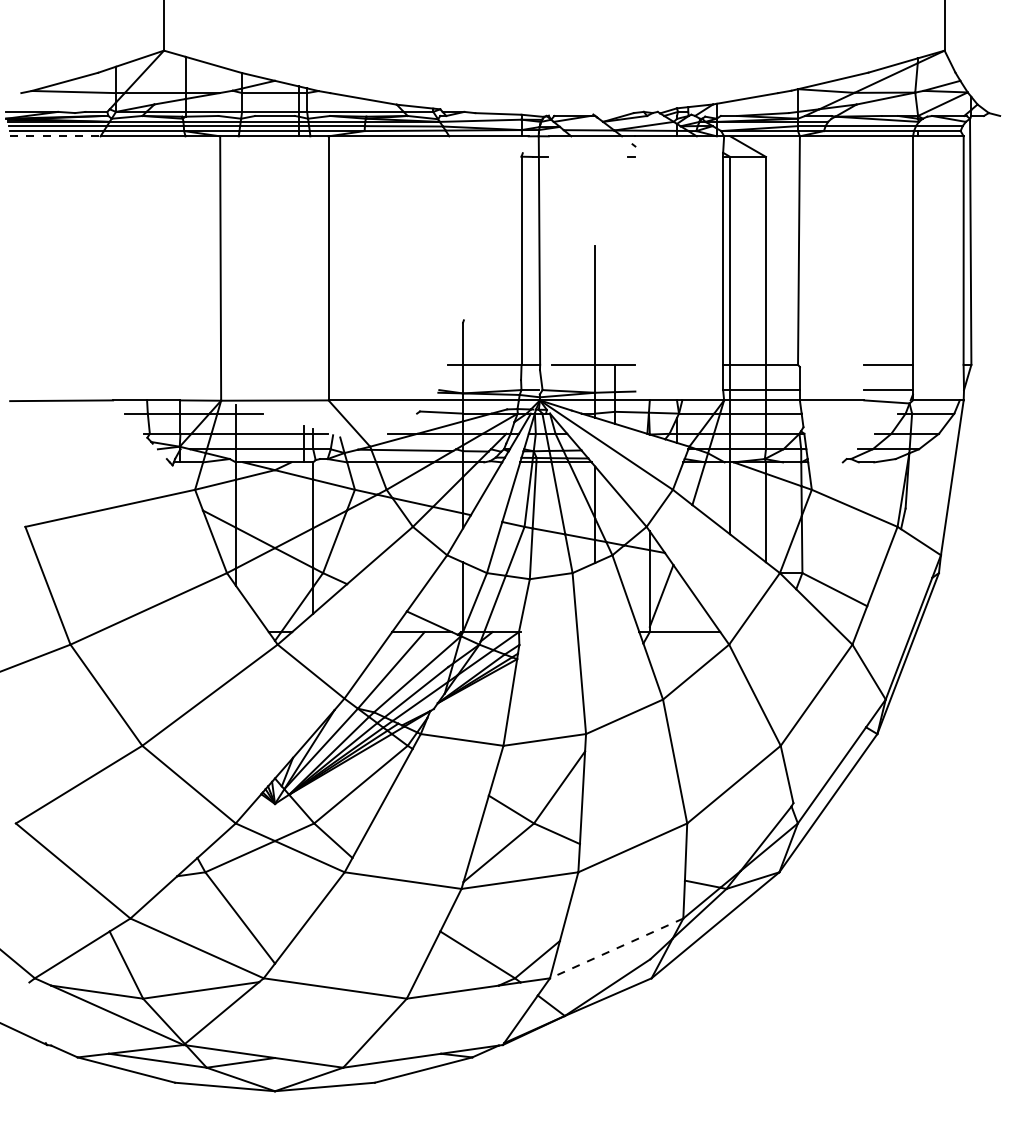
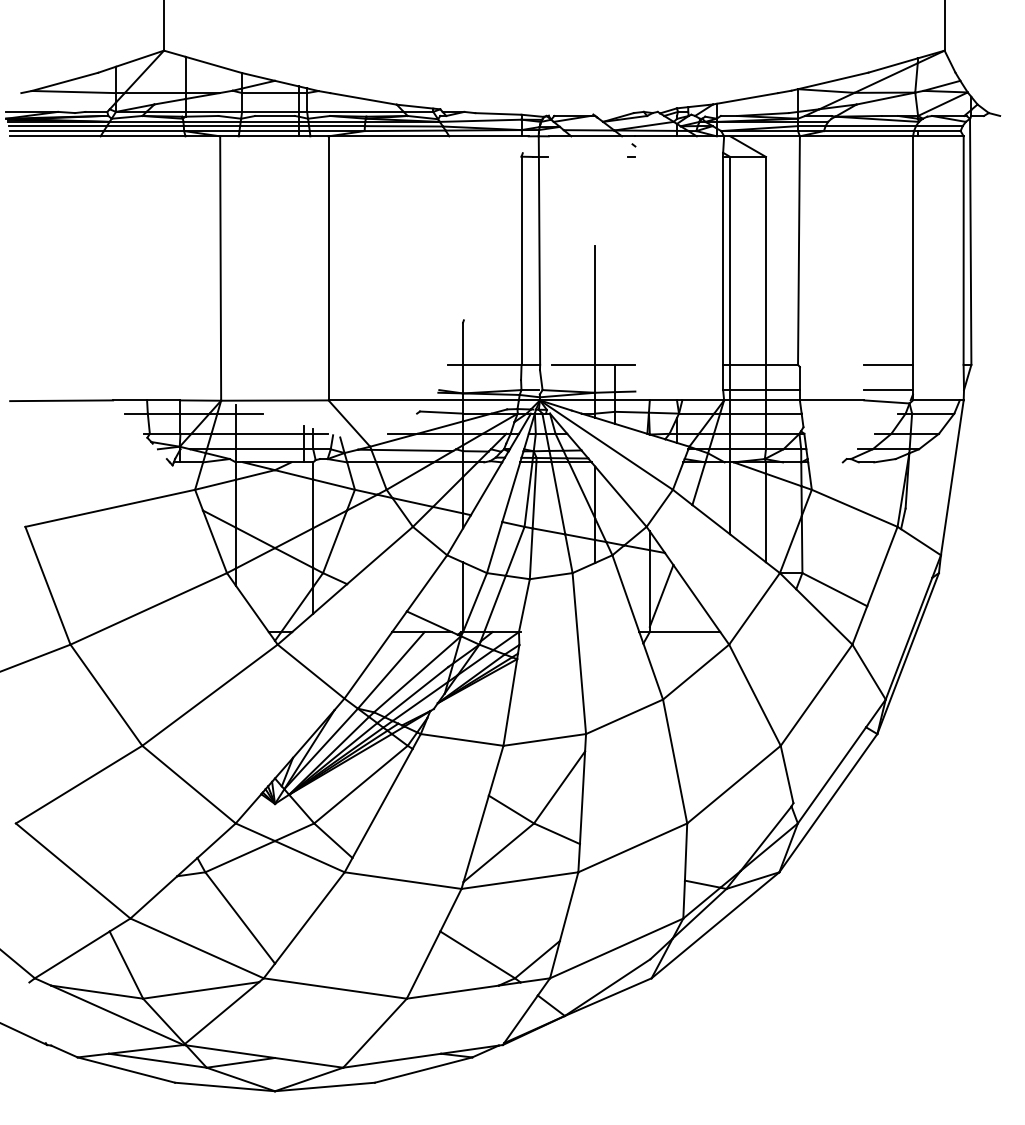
line: dashed -> solid (55, 136)
line: dashed -> solid (616, 948)
